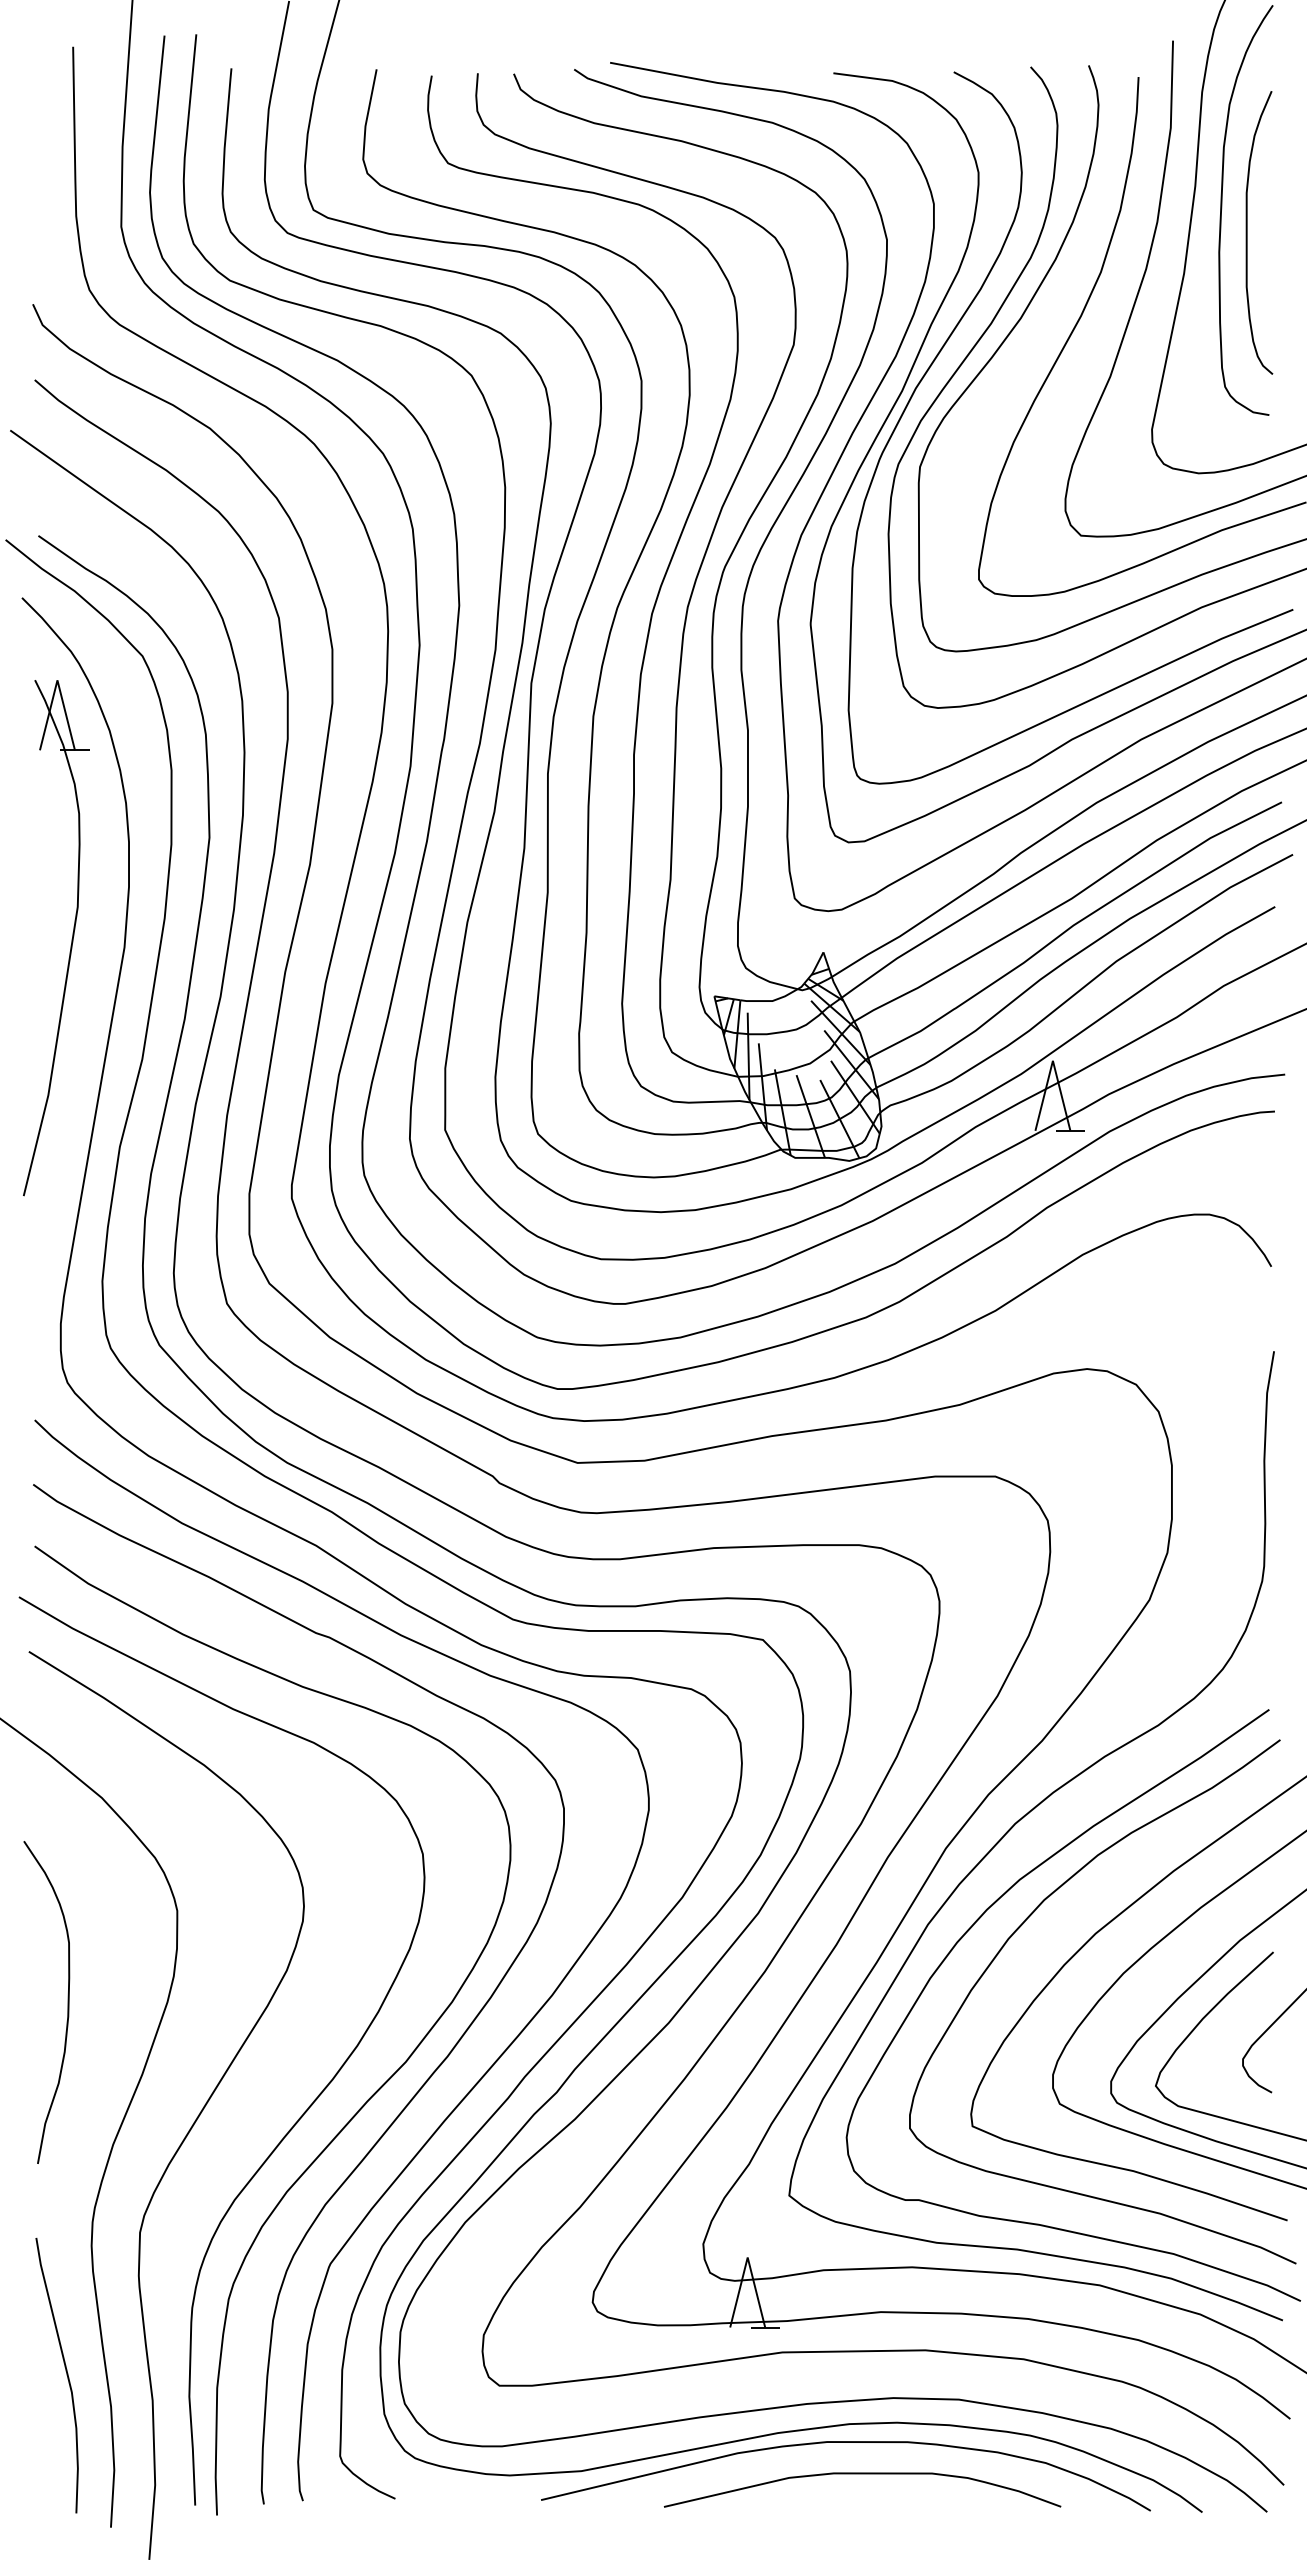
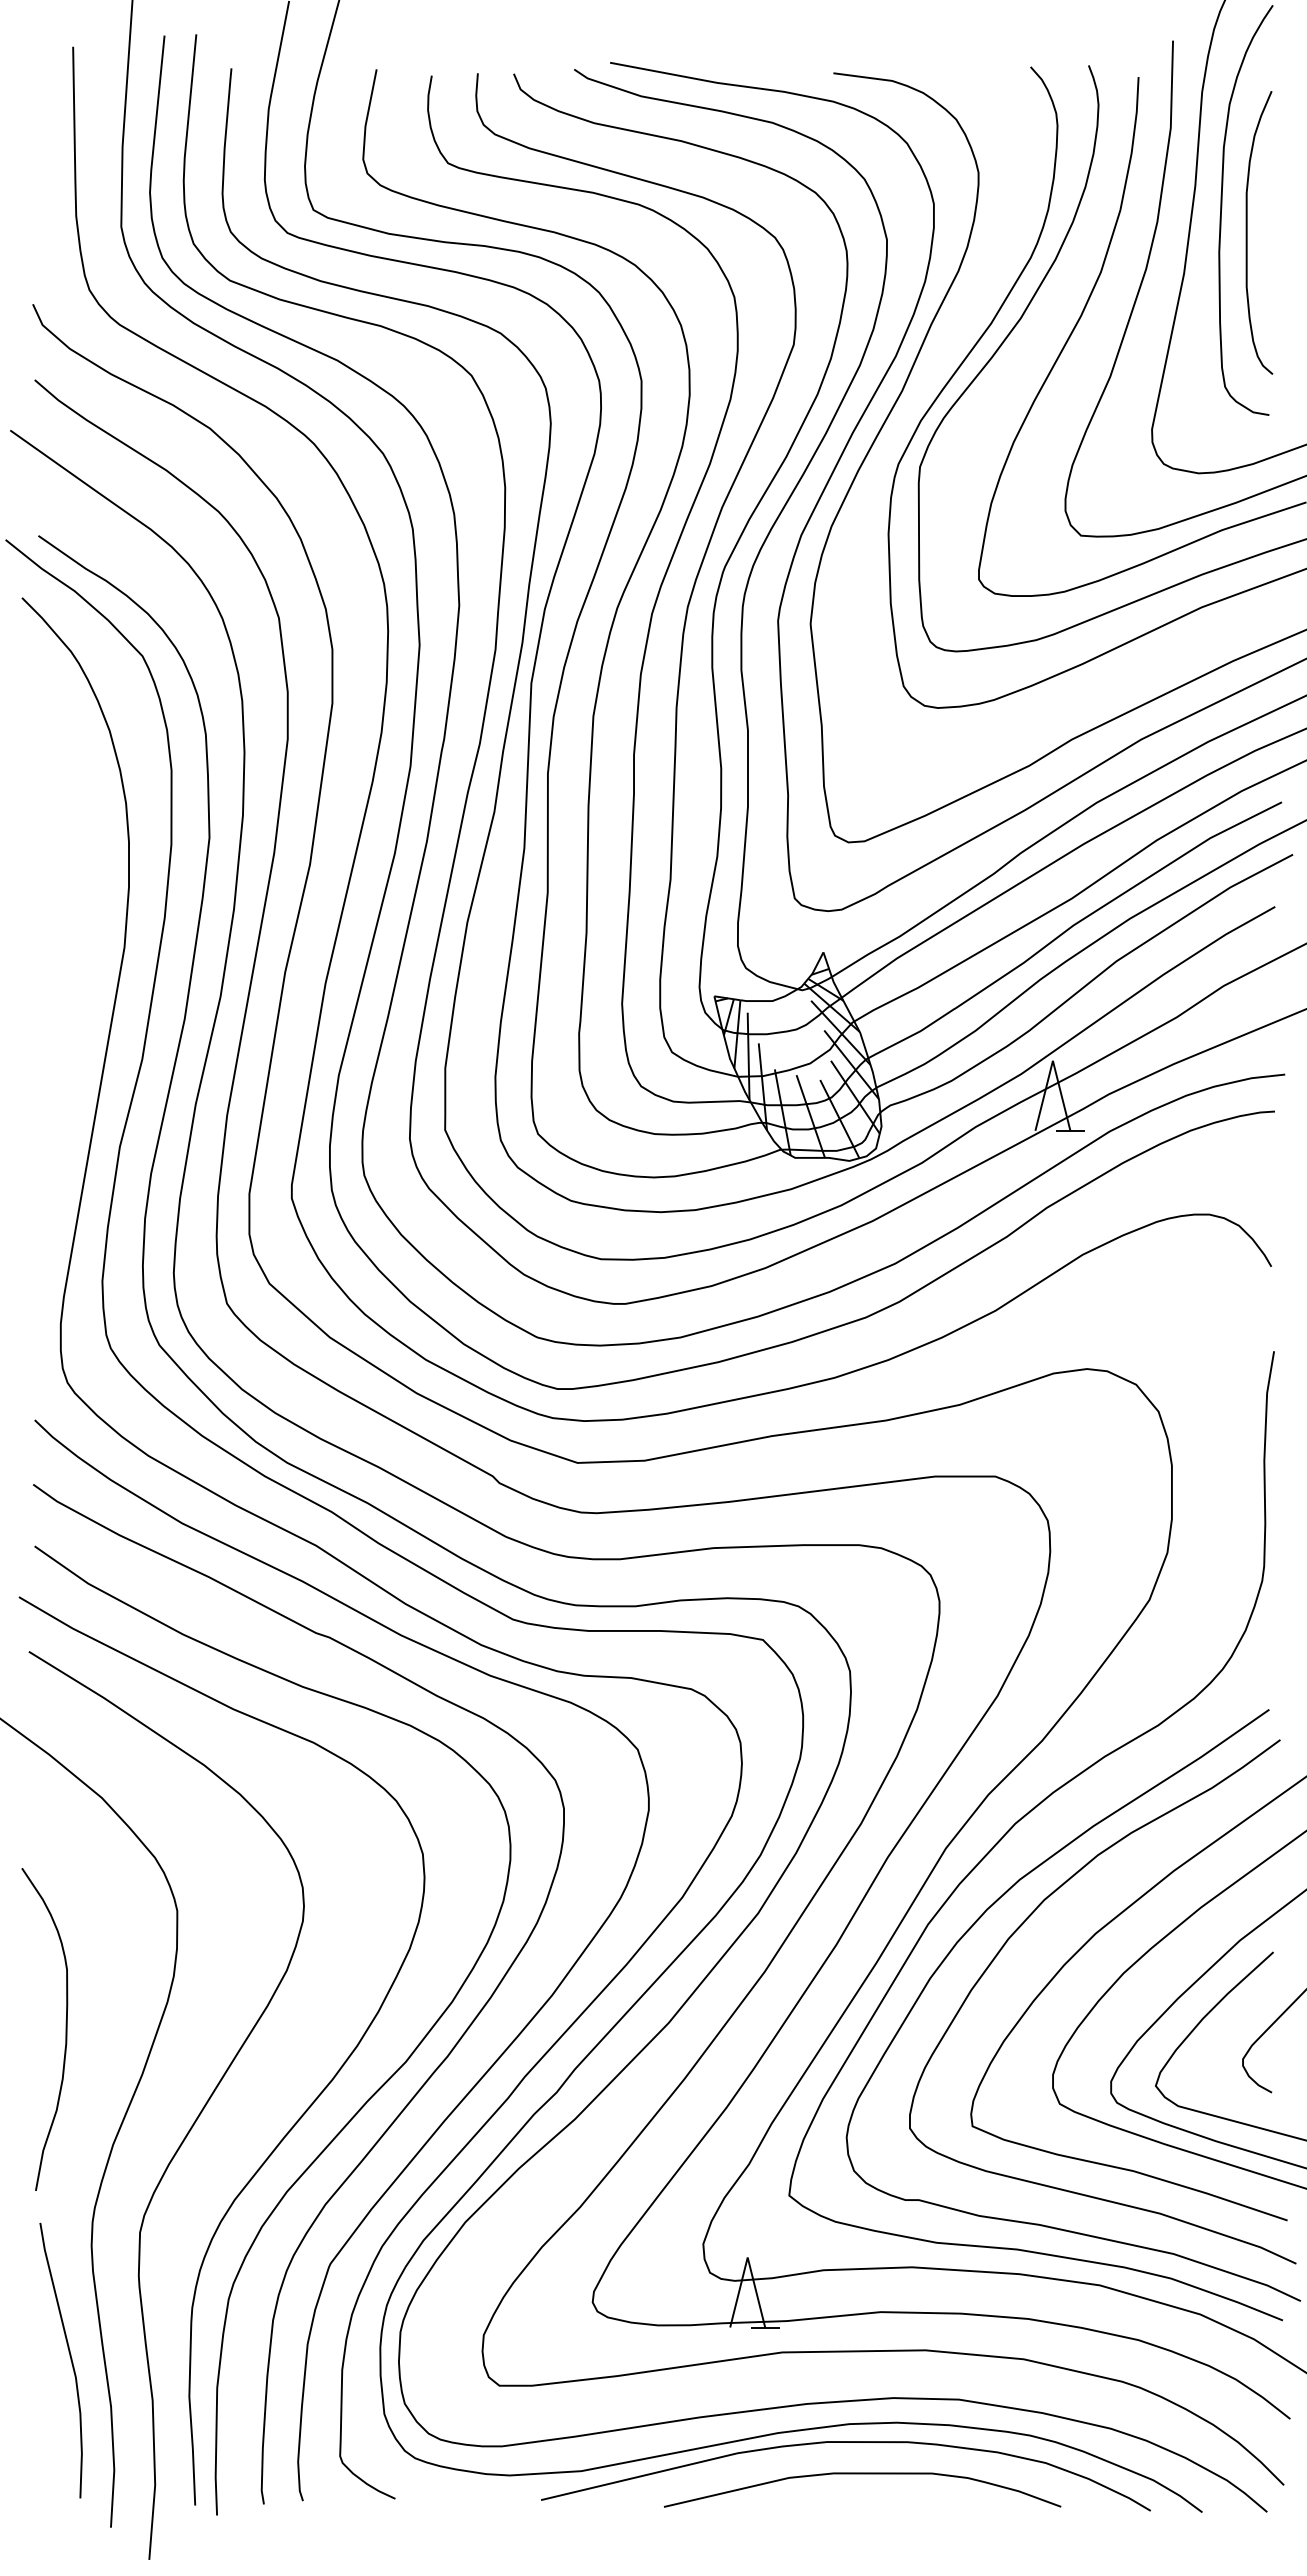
curve: present -> none (943, 348)
part: present -> none (71, 939)
curve position: (67, 2002) -> (65, 2029) (65, 2029)
curve position: (65, 2371) -> (69, 2356) (69, 2356)
